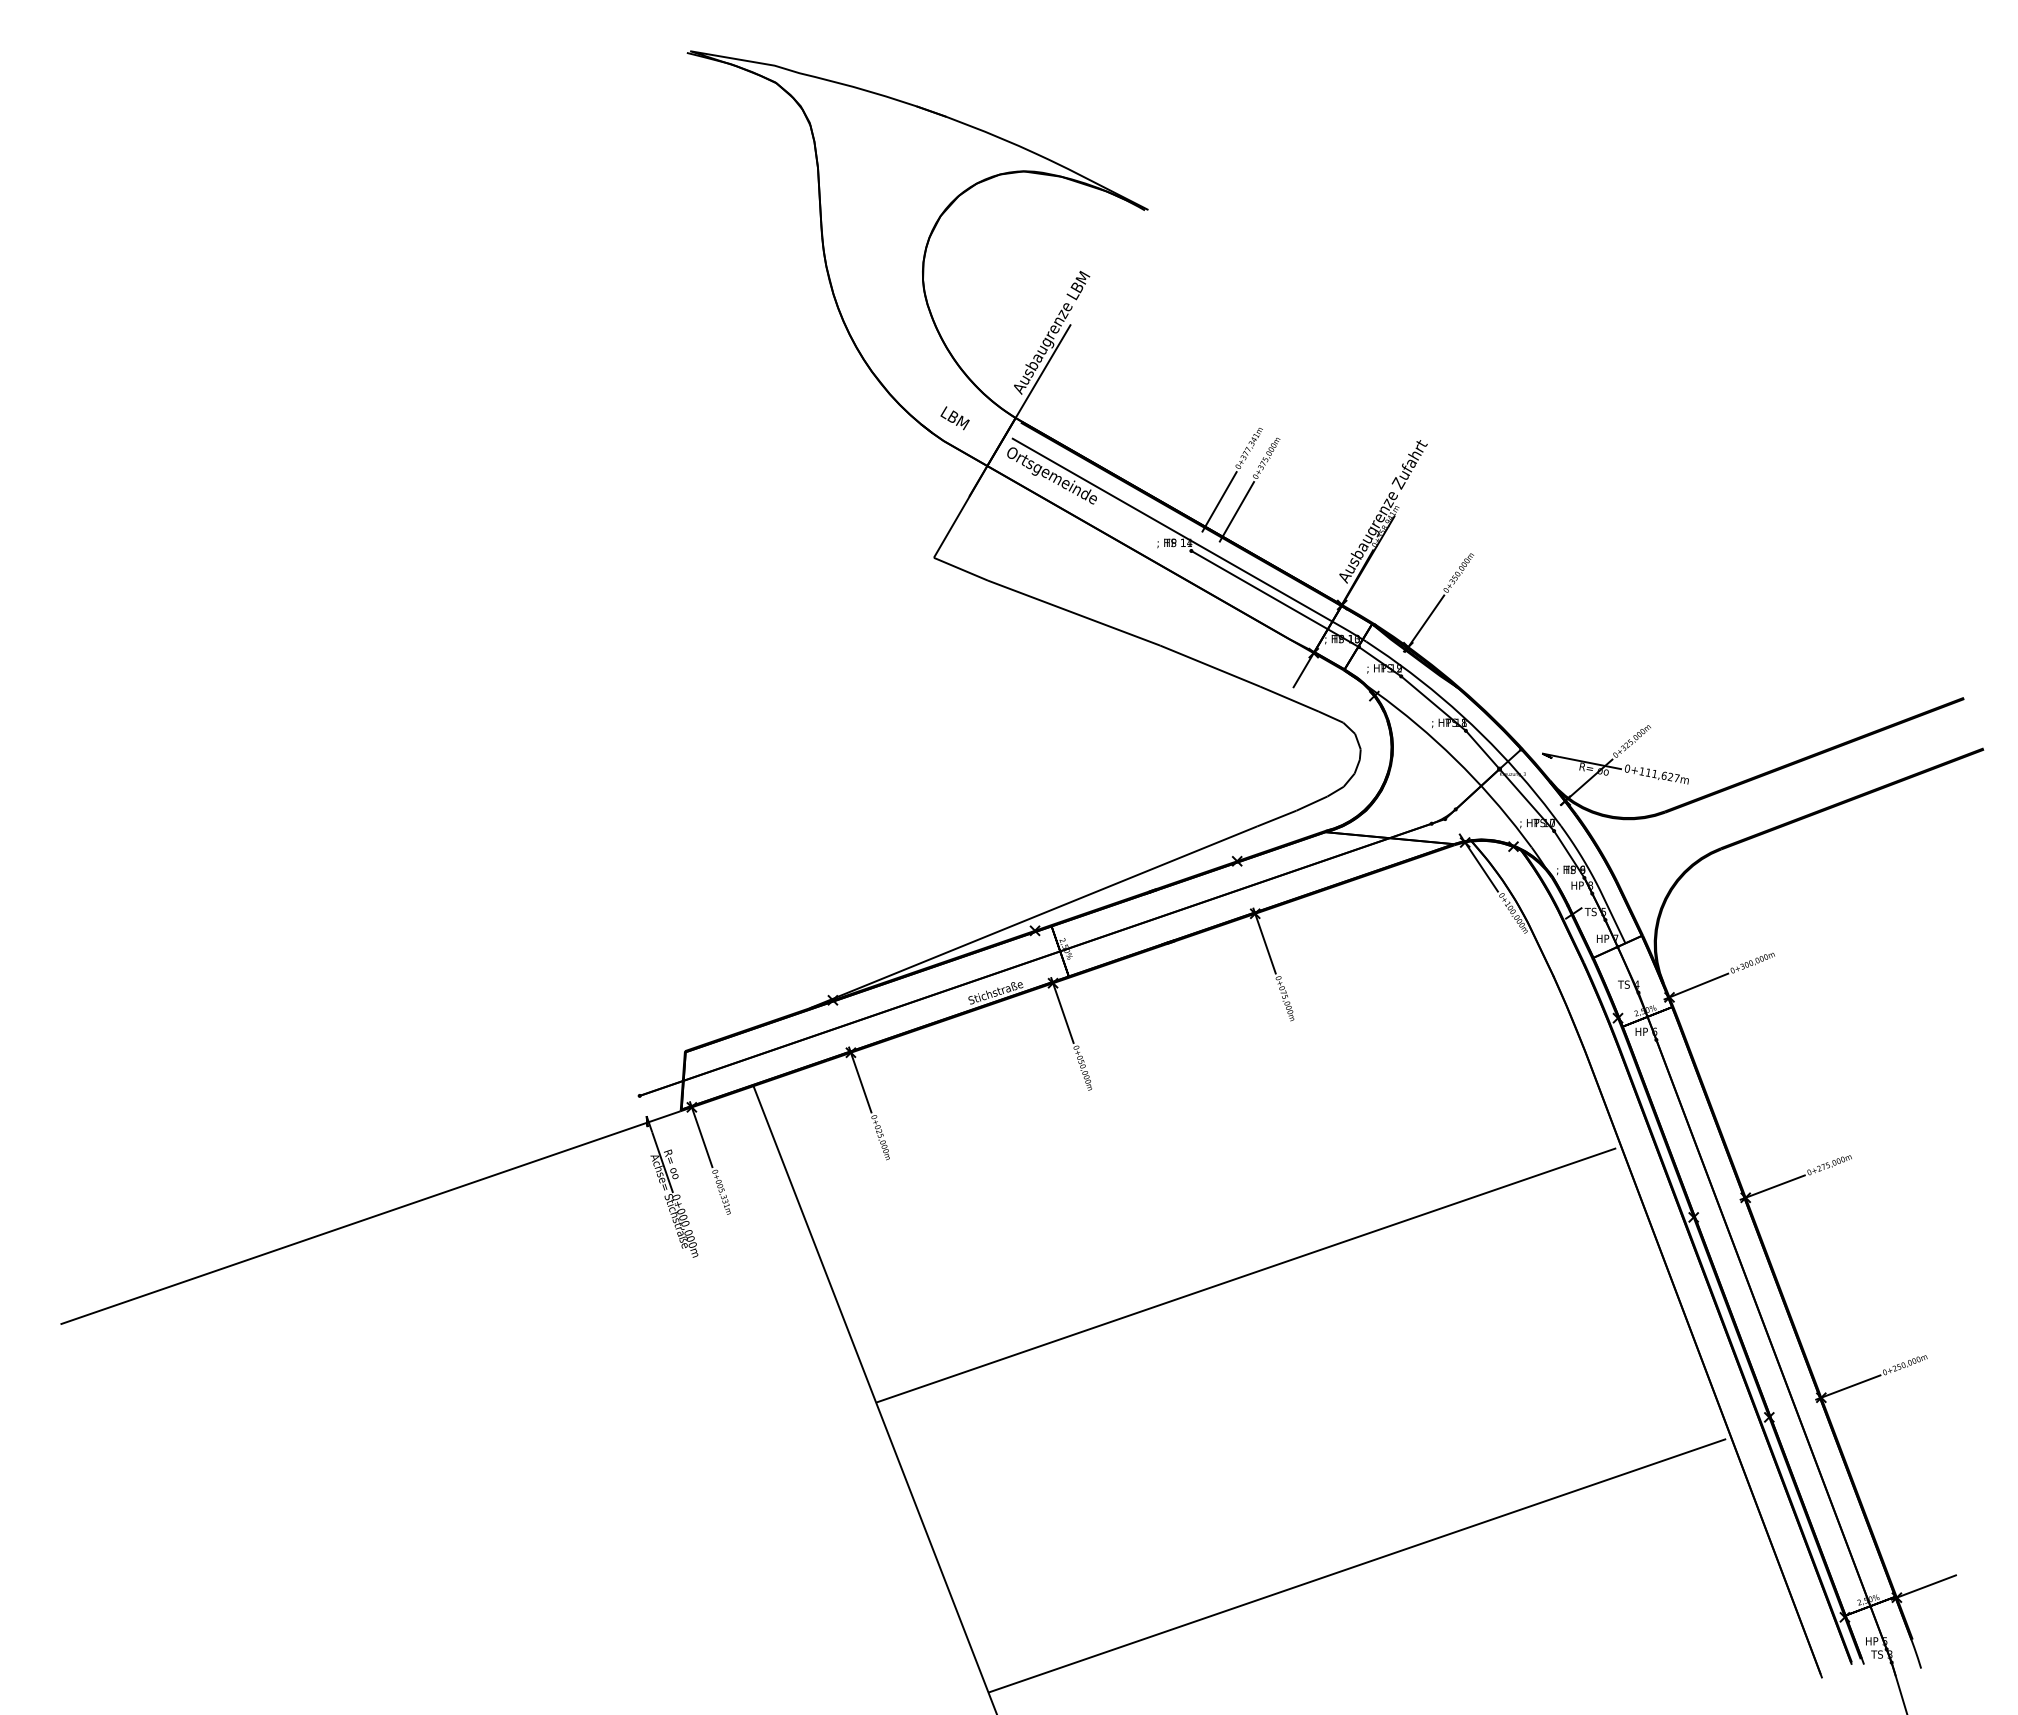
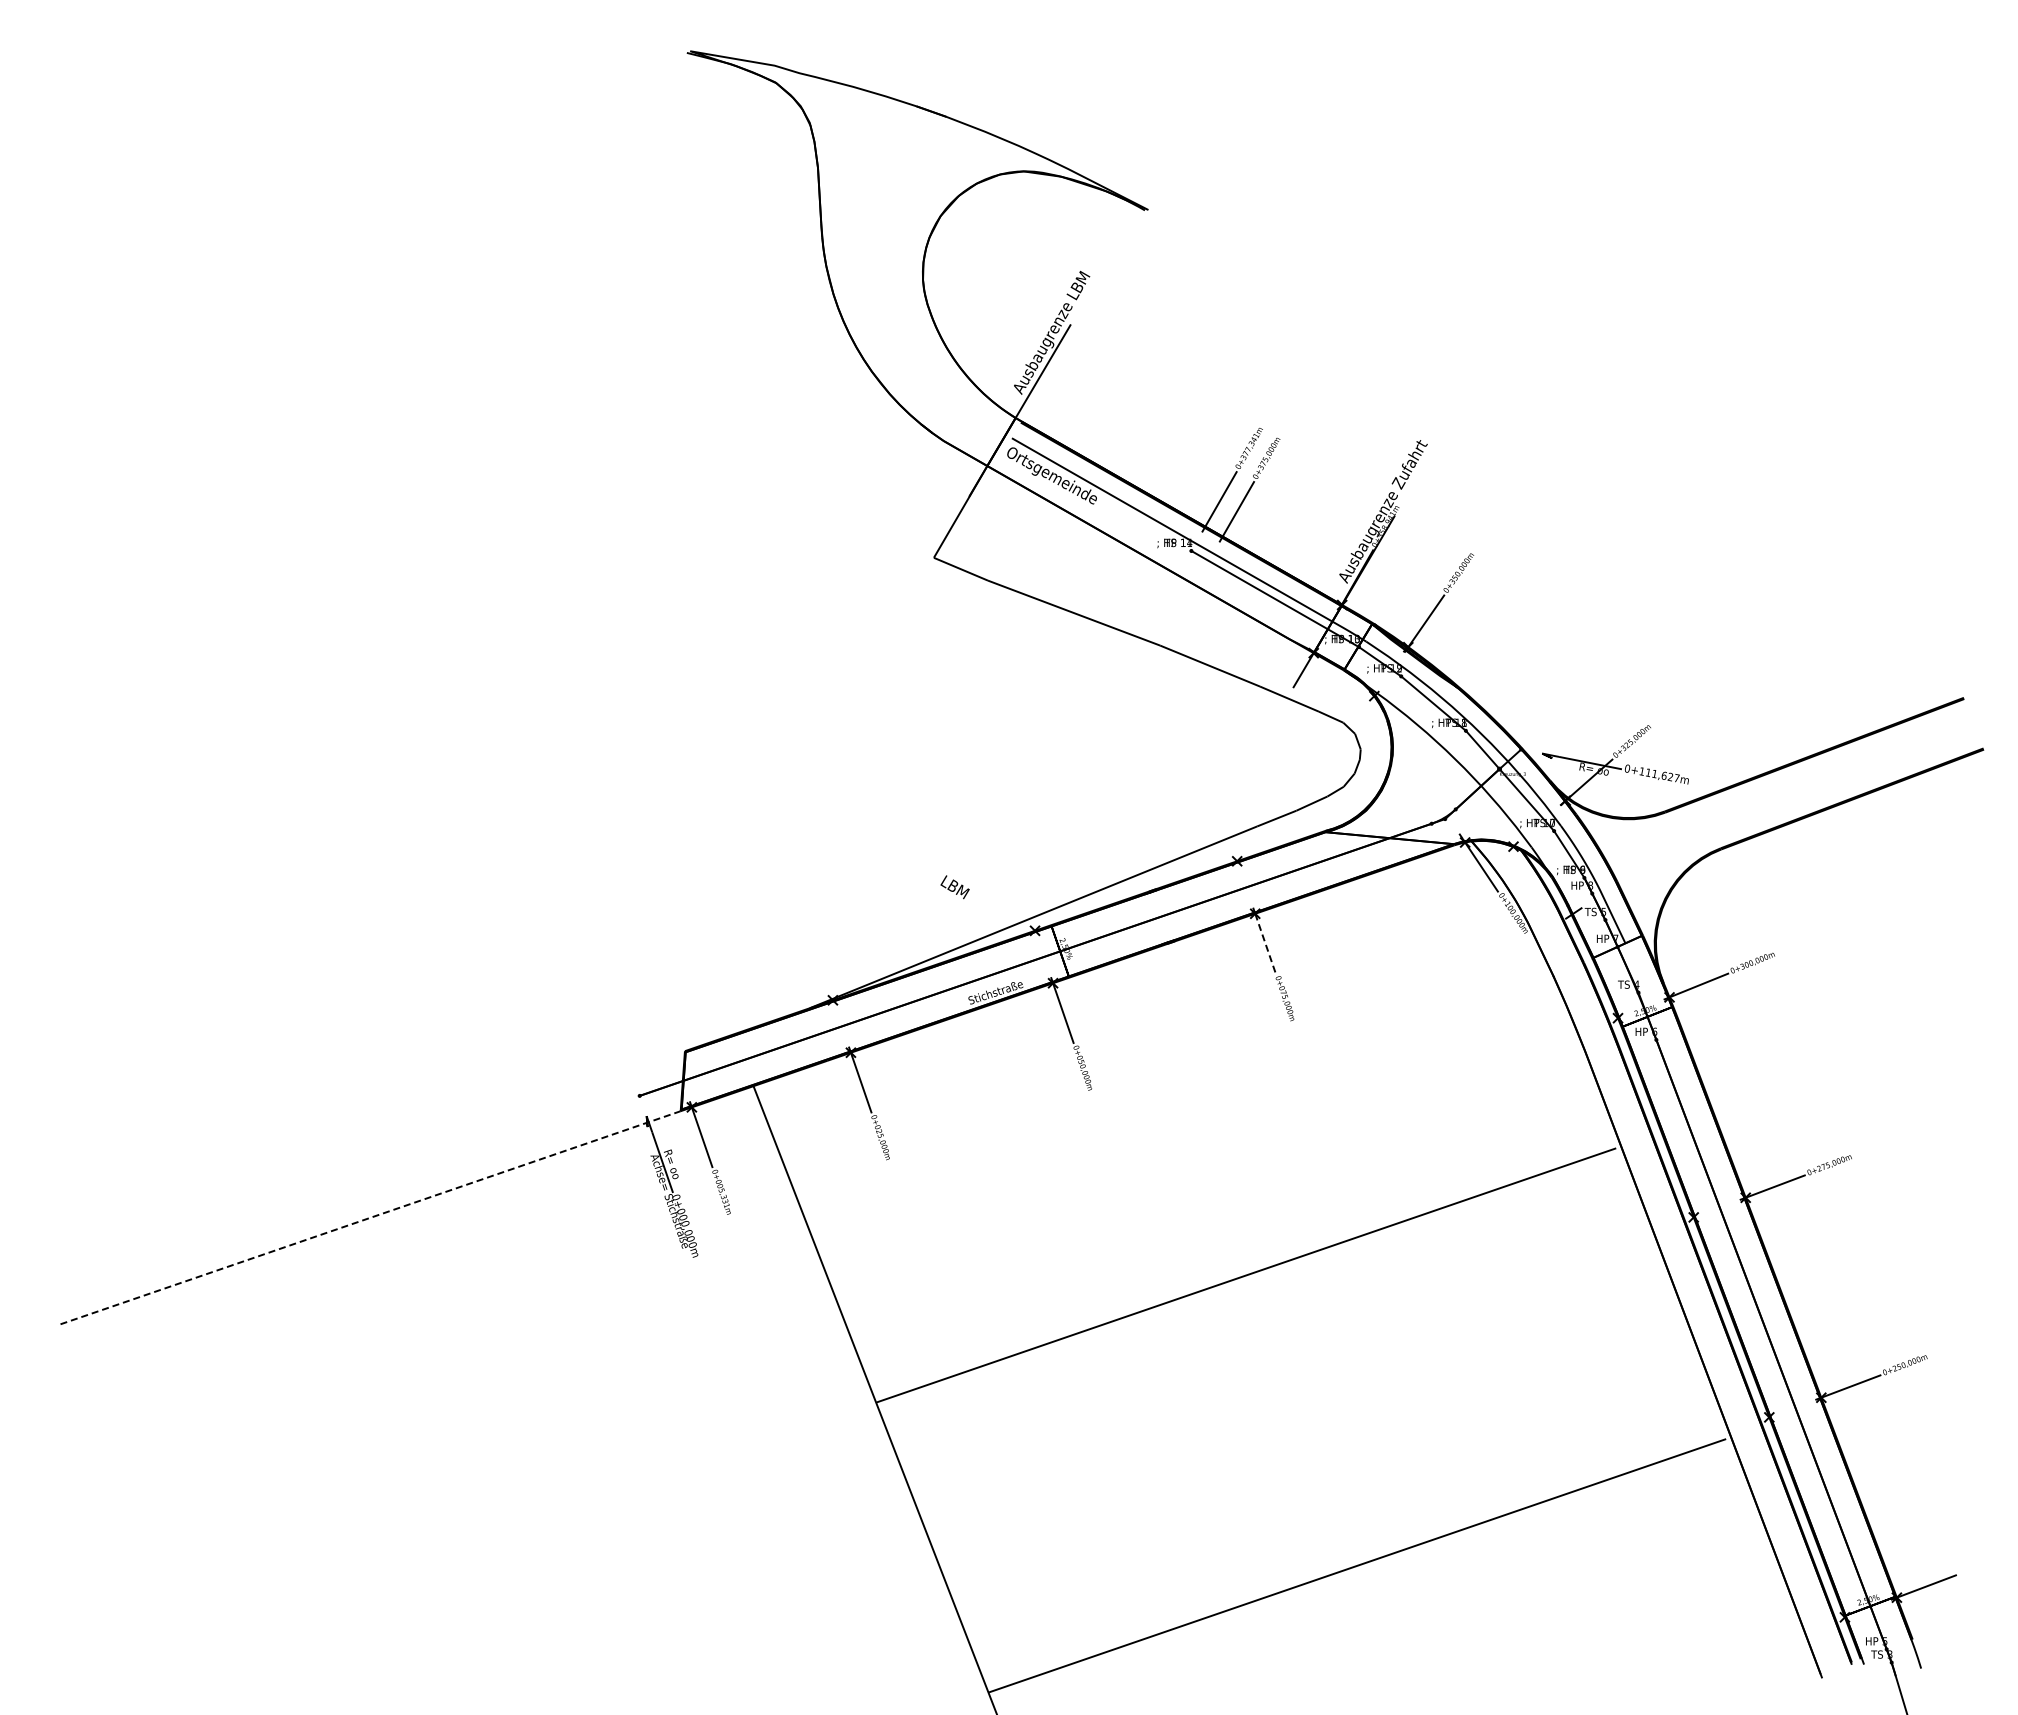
text position: (954, 418) -> (954, 887) (954, 887)
line: solid -> dashed (1265, 944)
line: solid -> dashed (370, 1217)
